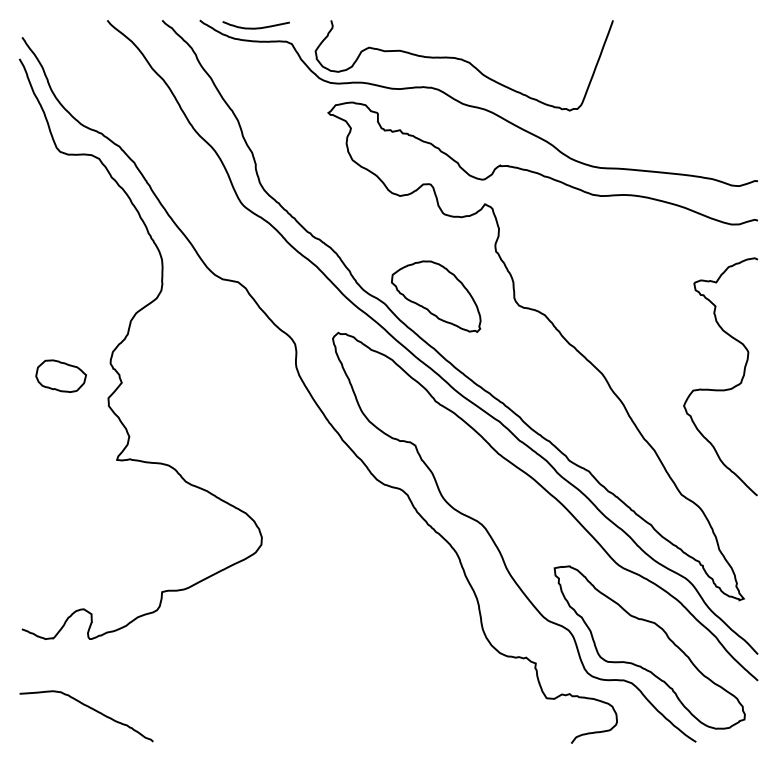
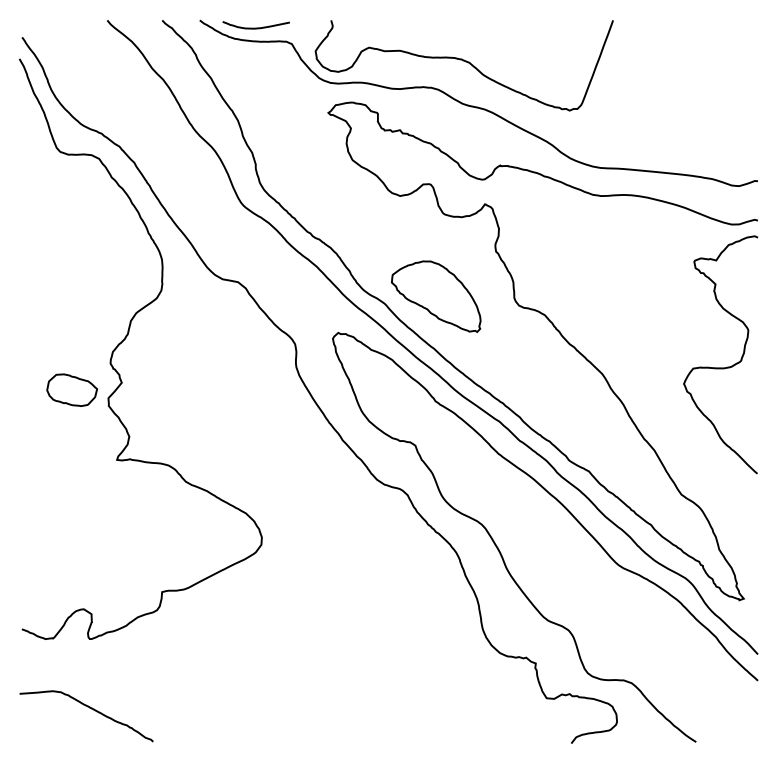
part position: (60, 375) -> (71, 389) (71, 389)
curve position: (720, 389) -> (720, 367) (720, 367)
part: present -> none (649, 647)
